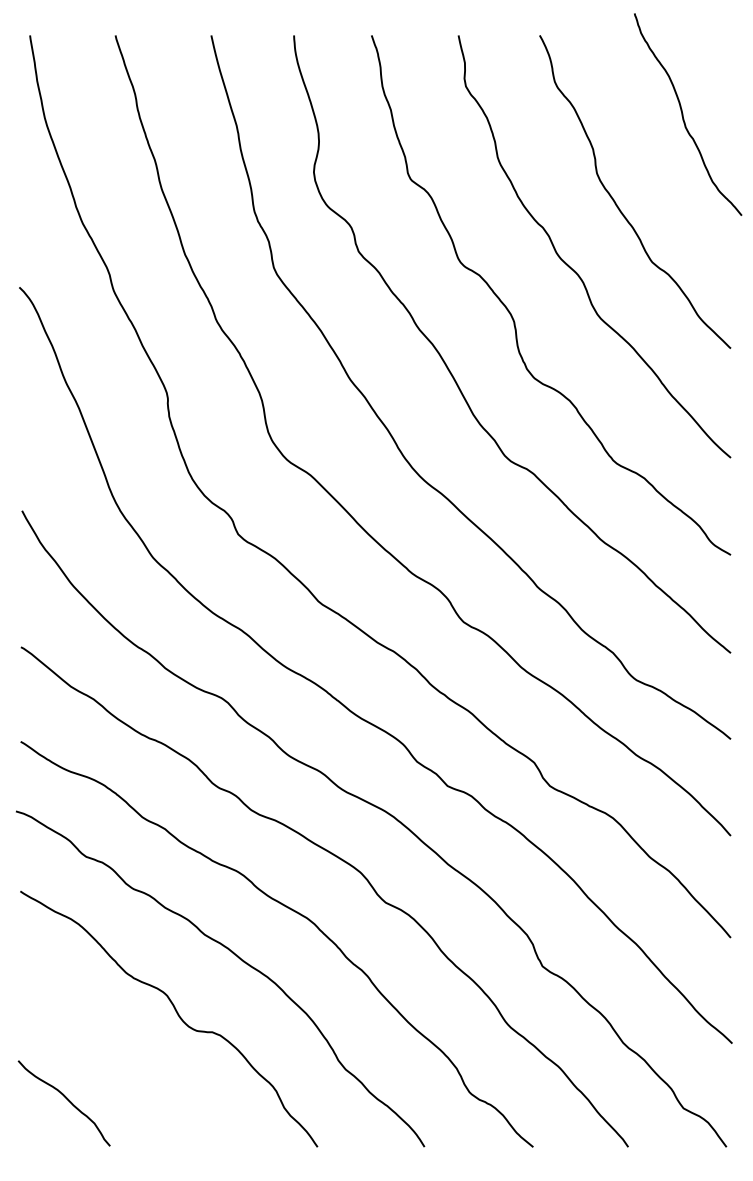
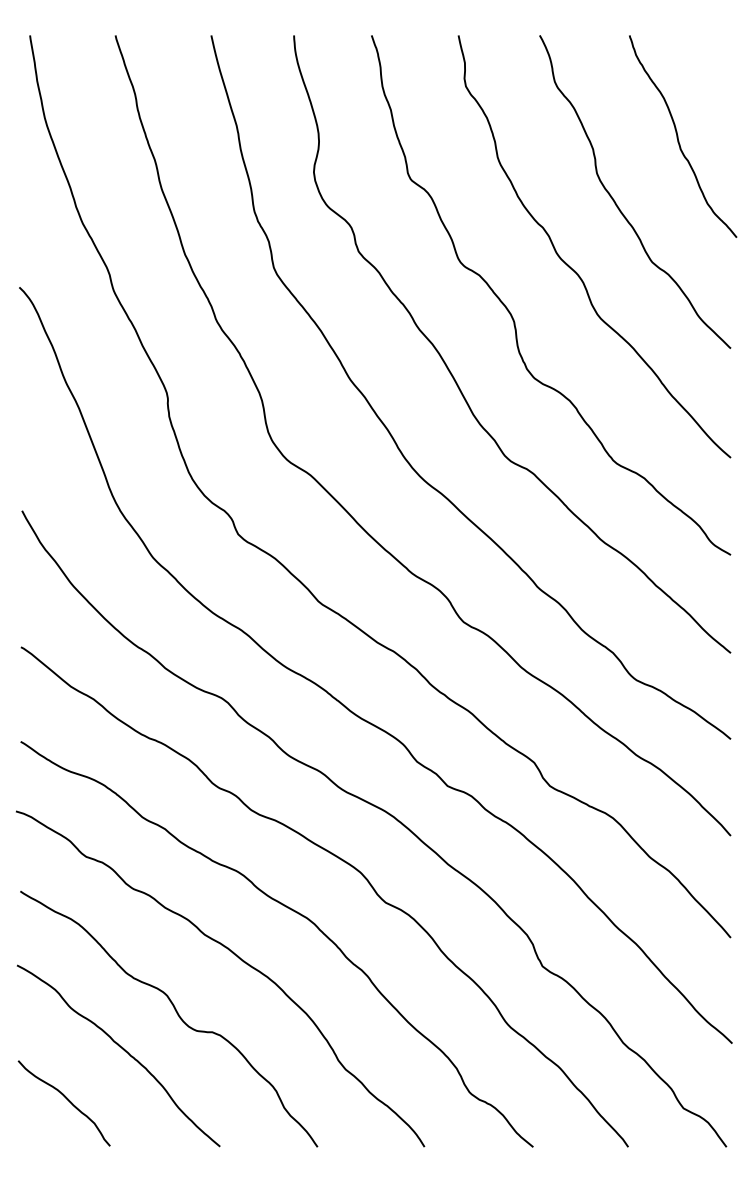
curve position: (683, 114) -> (678, 136) (678, 136)
curve: none -> present (123, 1050)
